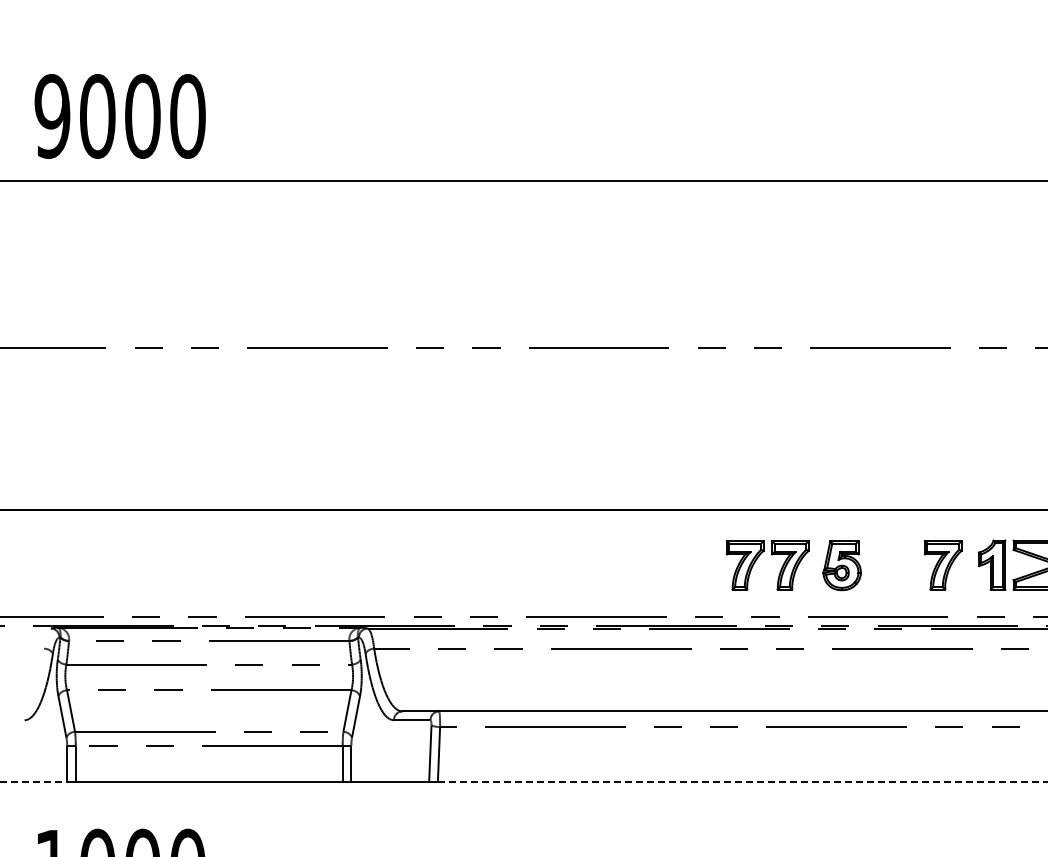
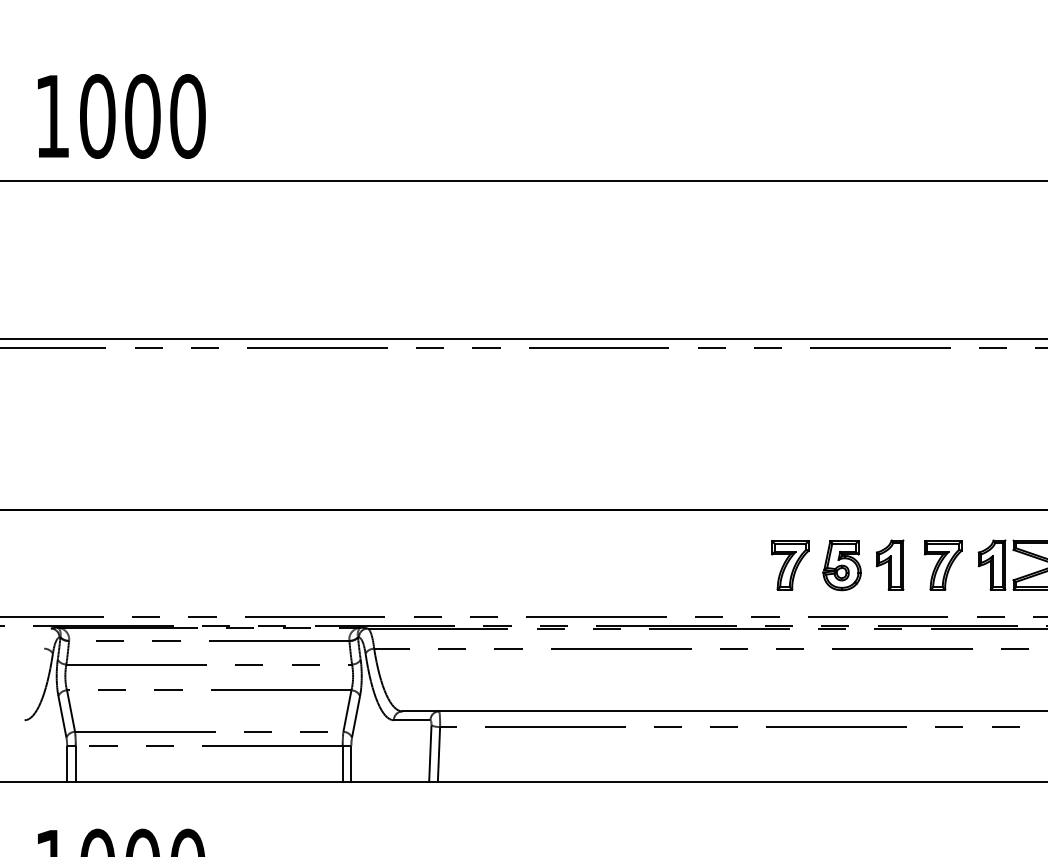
text: 9000 -> 1000 (52, 116)
line: none -> present (523, 339)
part: none -> present (889, 564)
part: present -> none (745, 565)
line: dashed -> solid (34, 782)
line: dashed -> solid (742, 782)
